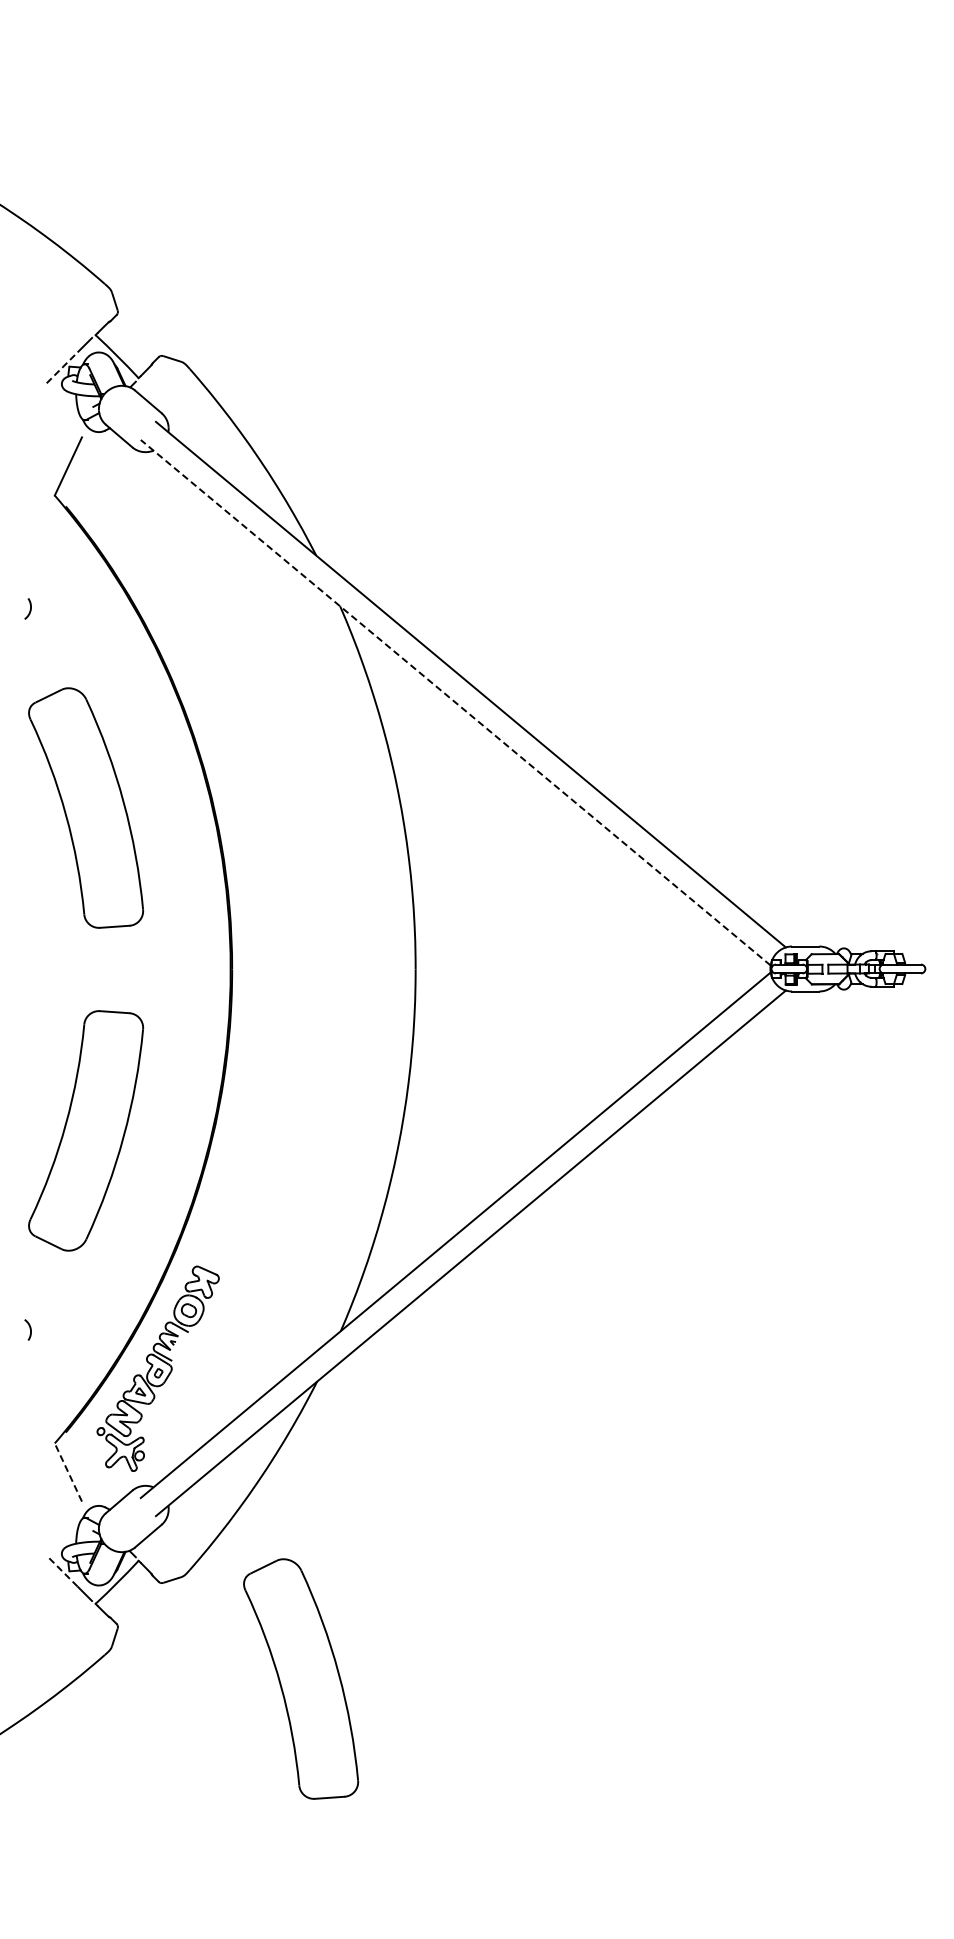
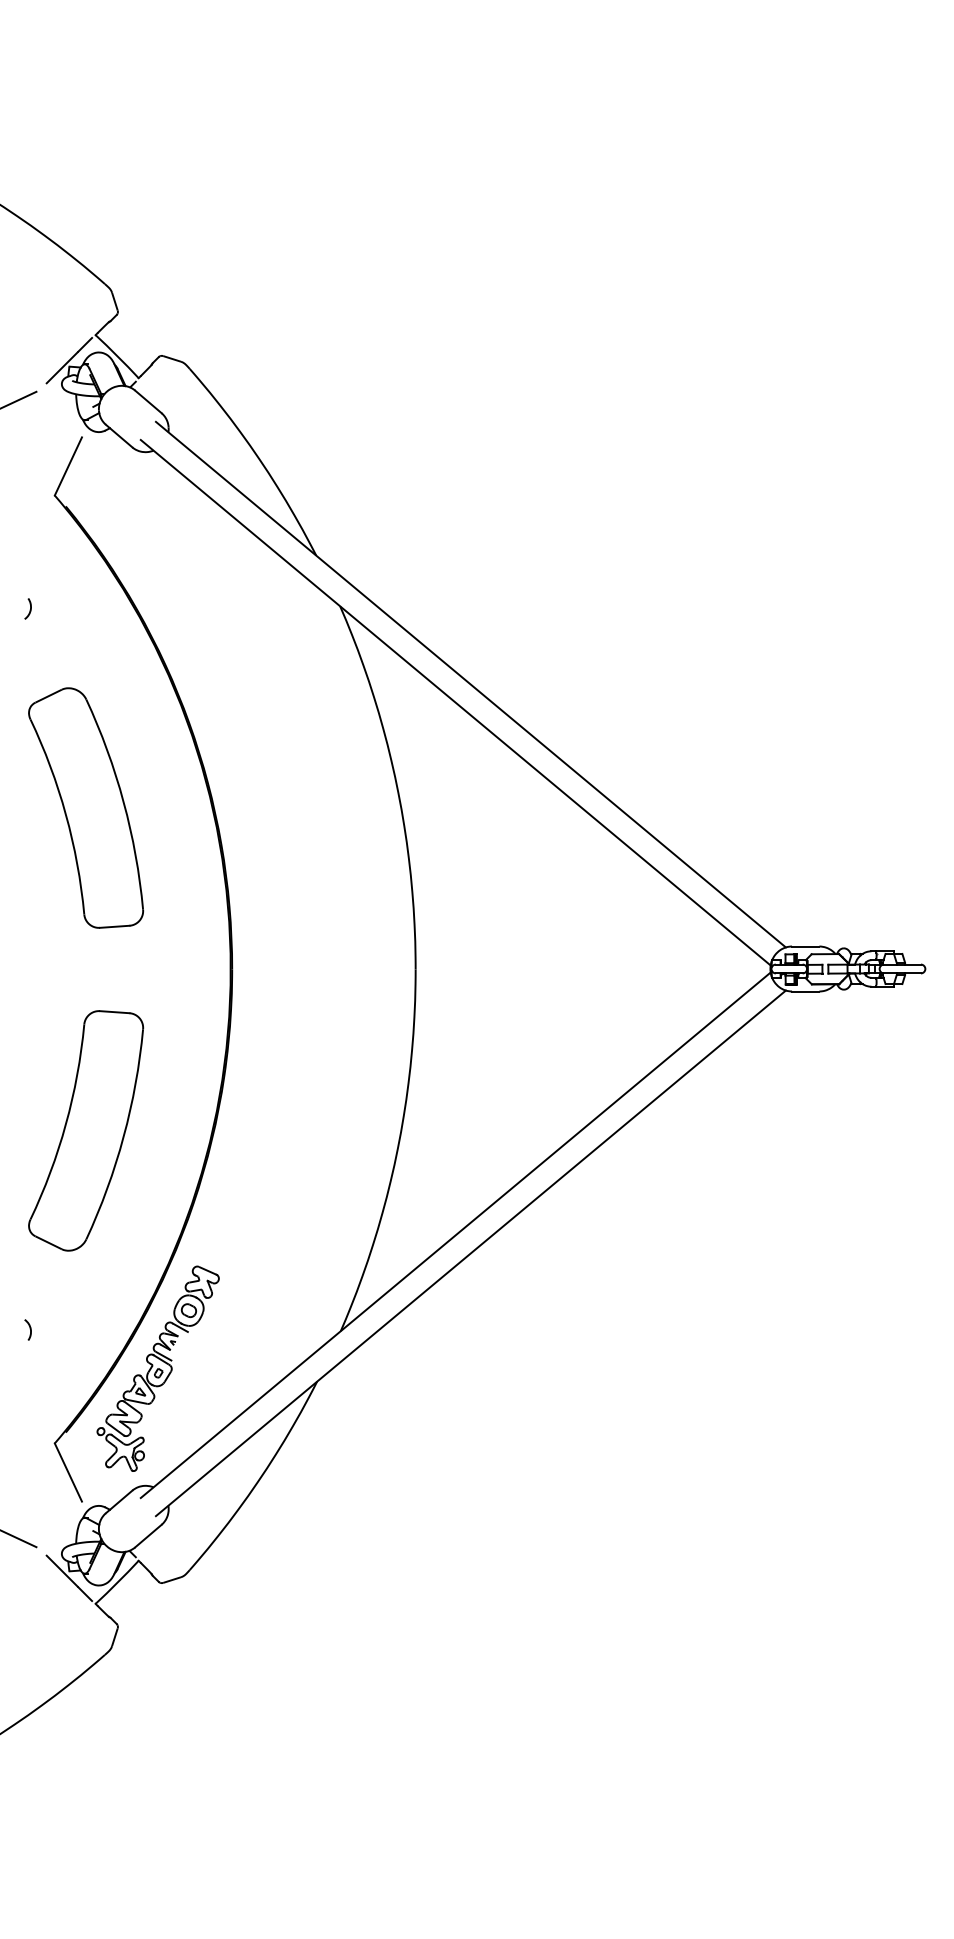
line: dashed -> solid (62, 367)
line: none -> present (19, 399)
line: dashed -> solid (455, 702)
line: dashed -> solid (68, 1472)
line: none -> present (19, 1539)
line: dashed -> solid (62, 1571)
part: present -> none (301, 1678)
